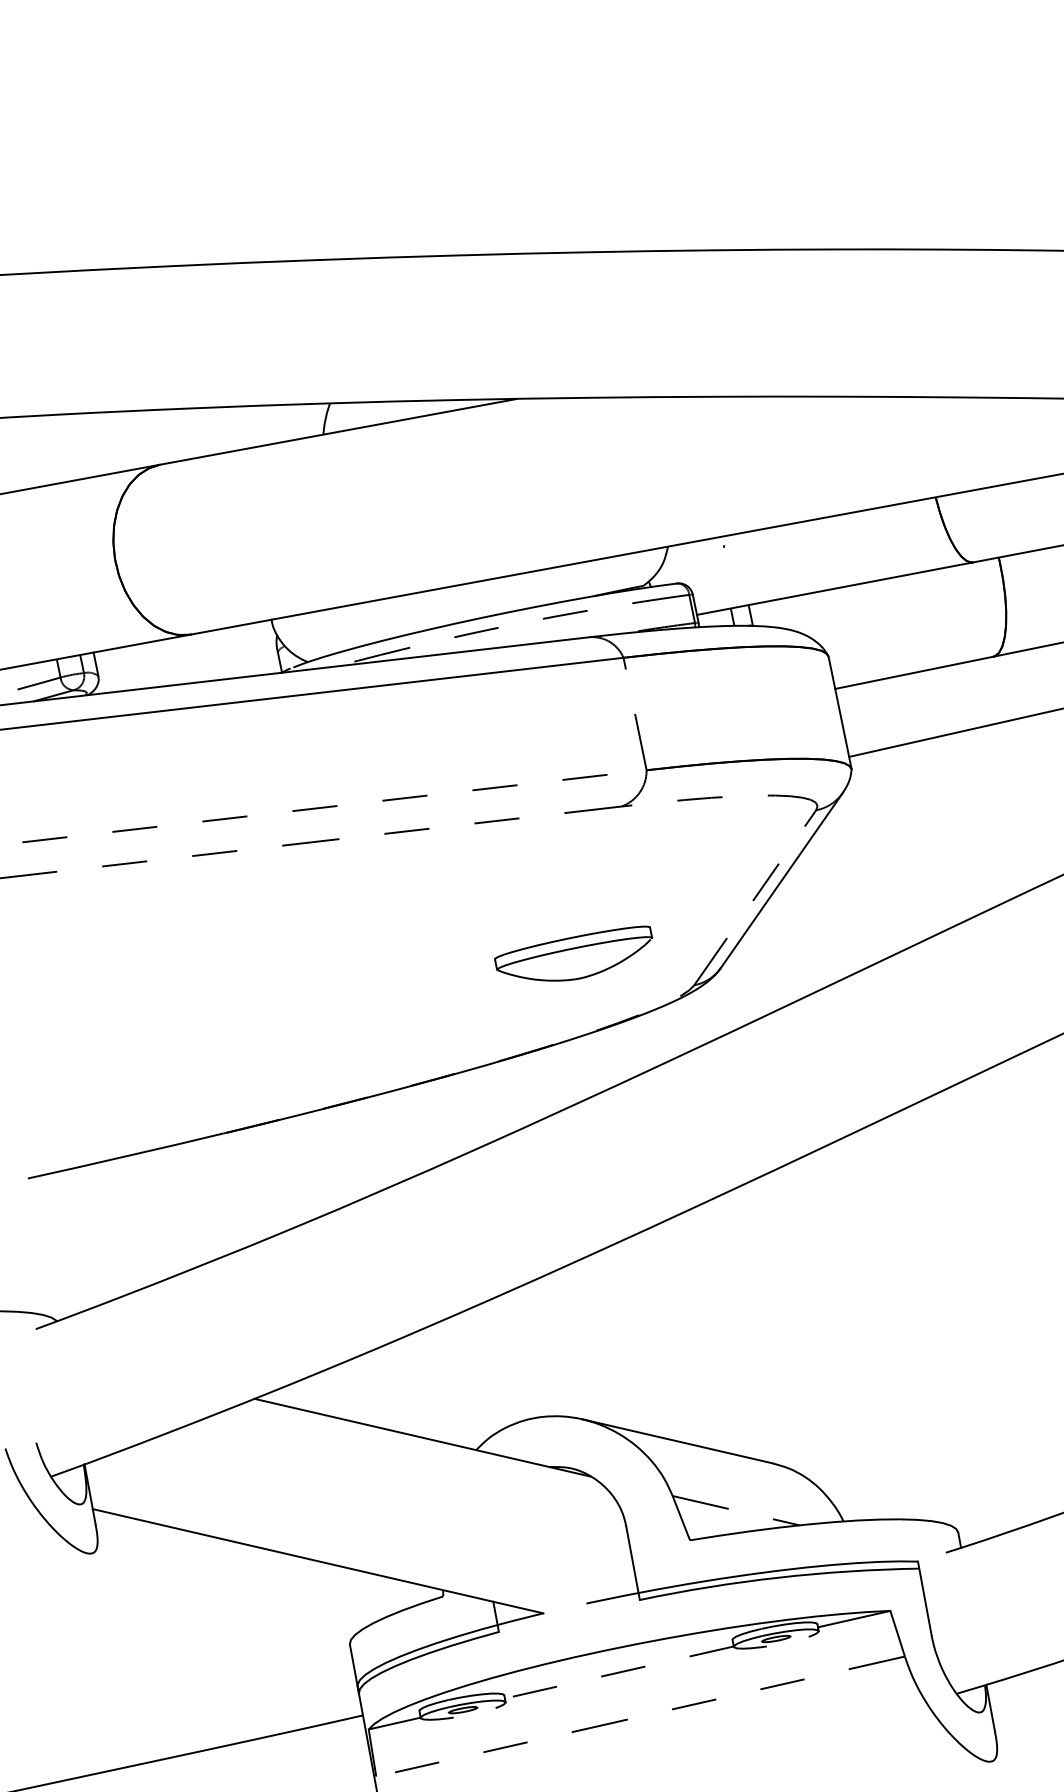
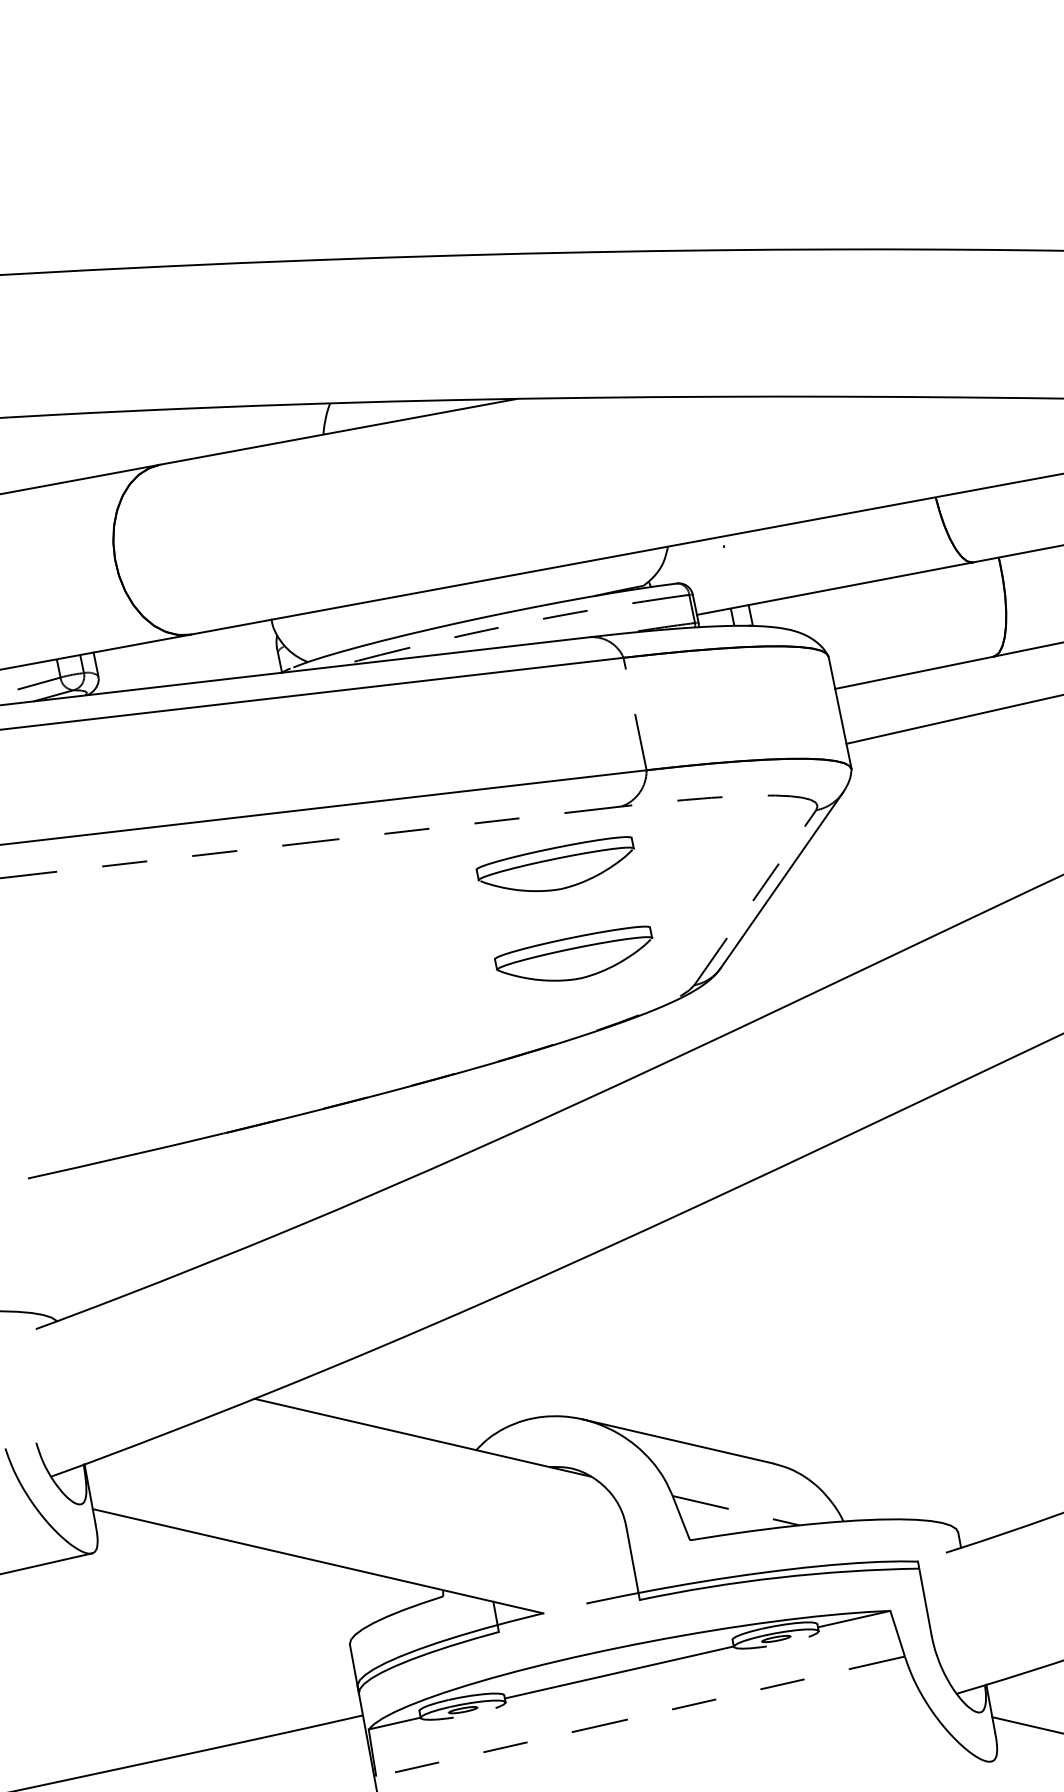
line position: (954, 732) -> (953, 719) (953, 719)
line: dashed -> solid (323, 807)
part: none -> present (554, 863)
line: none -> present (47, 1563)
line: dashed -> solid (618, 1672)
line: none -> present (1026, 1724)
